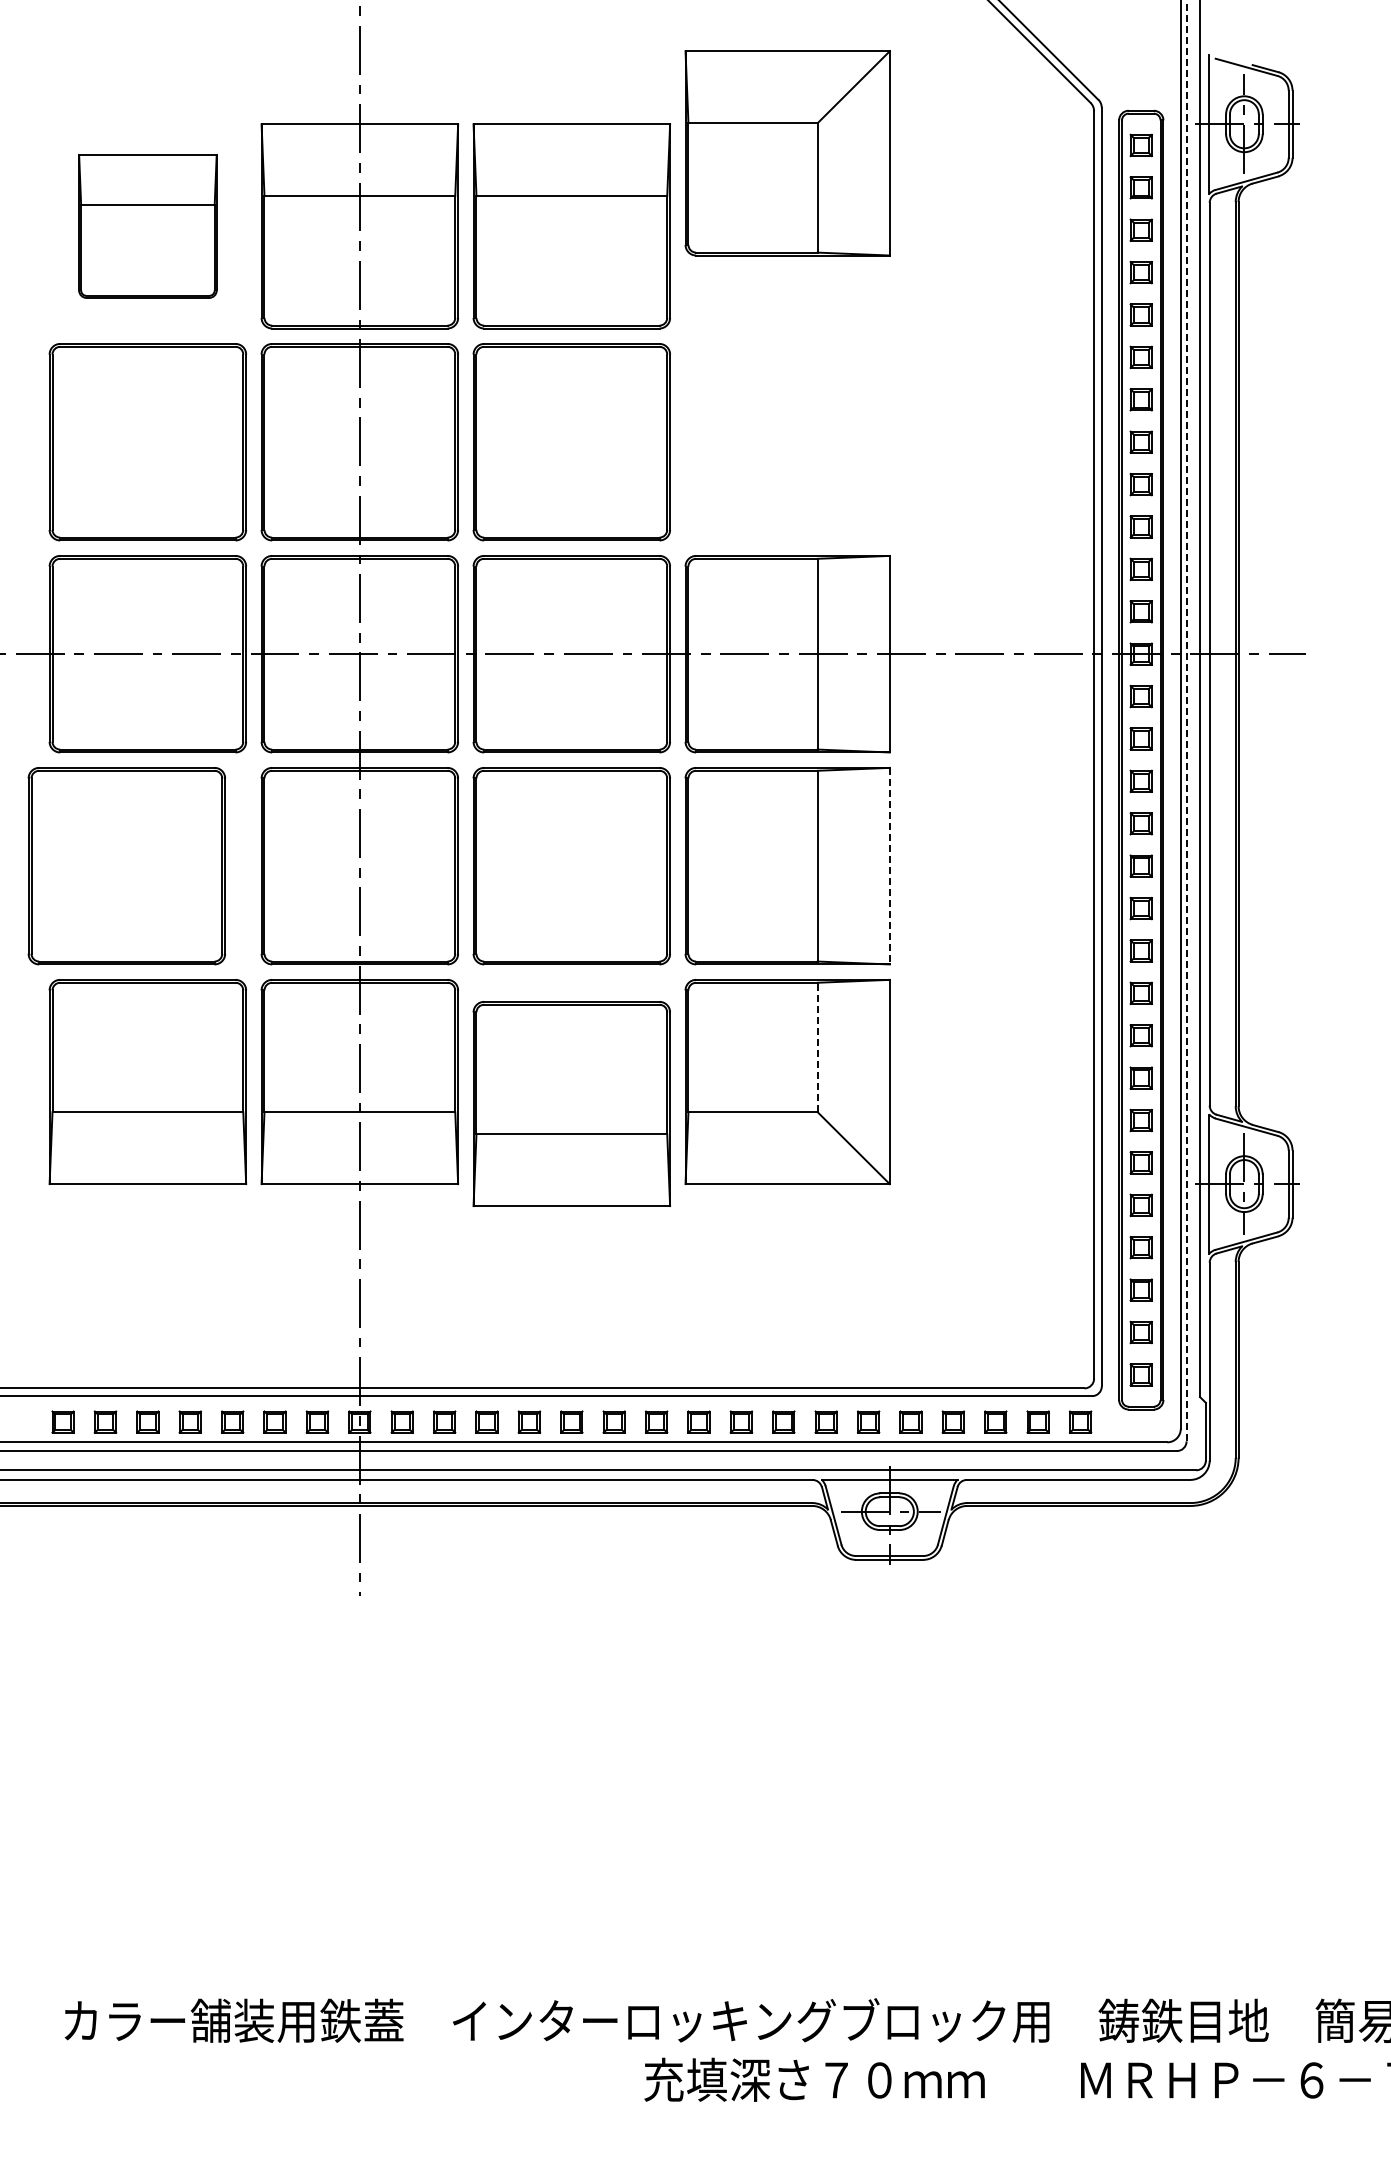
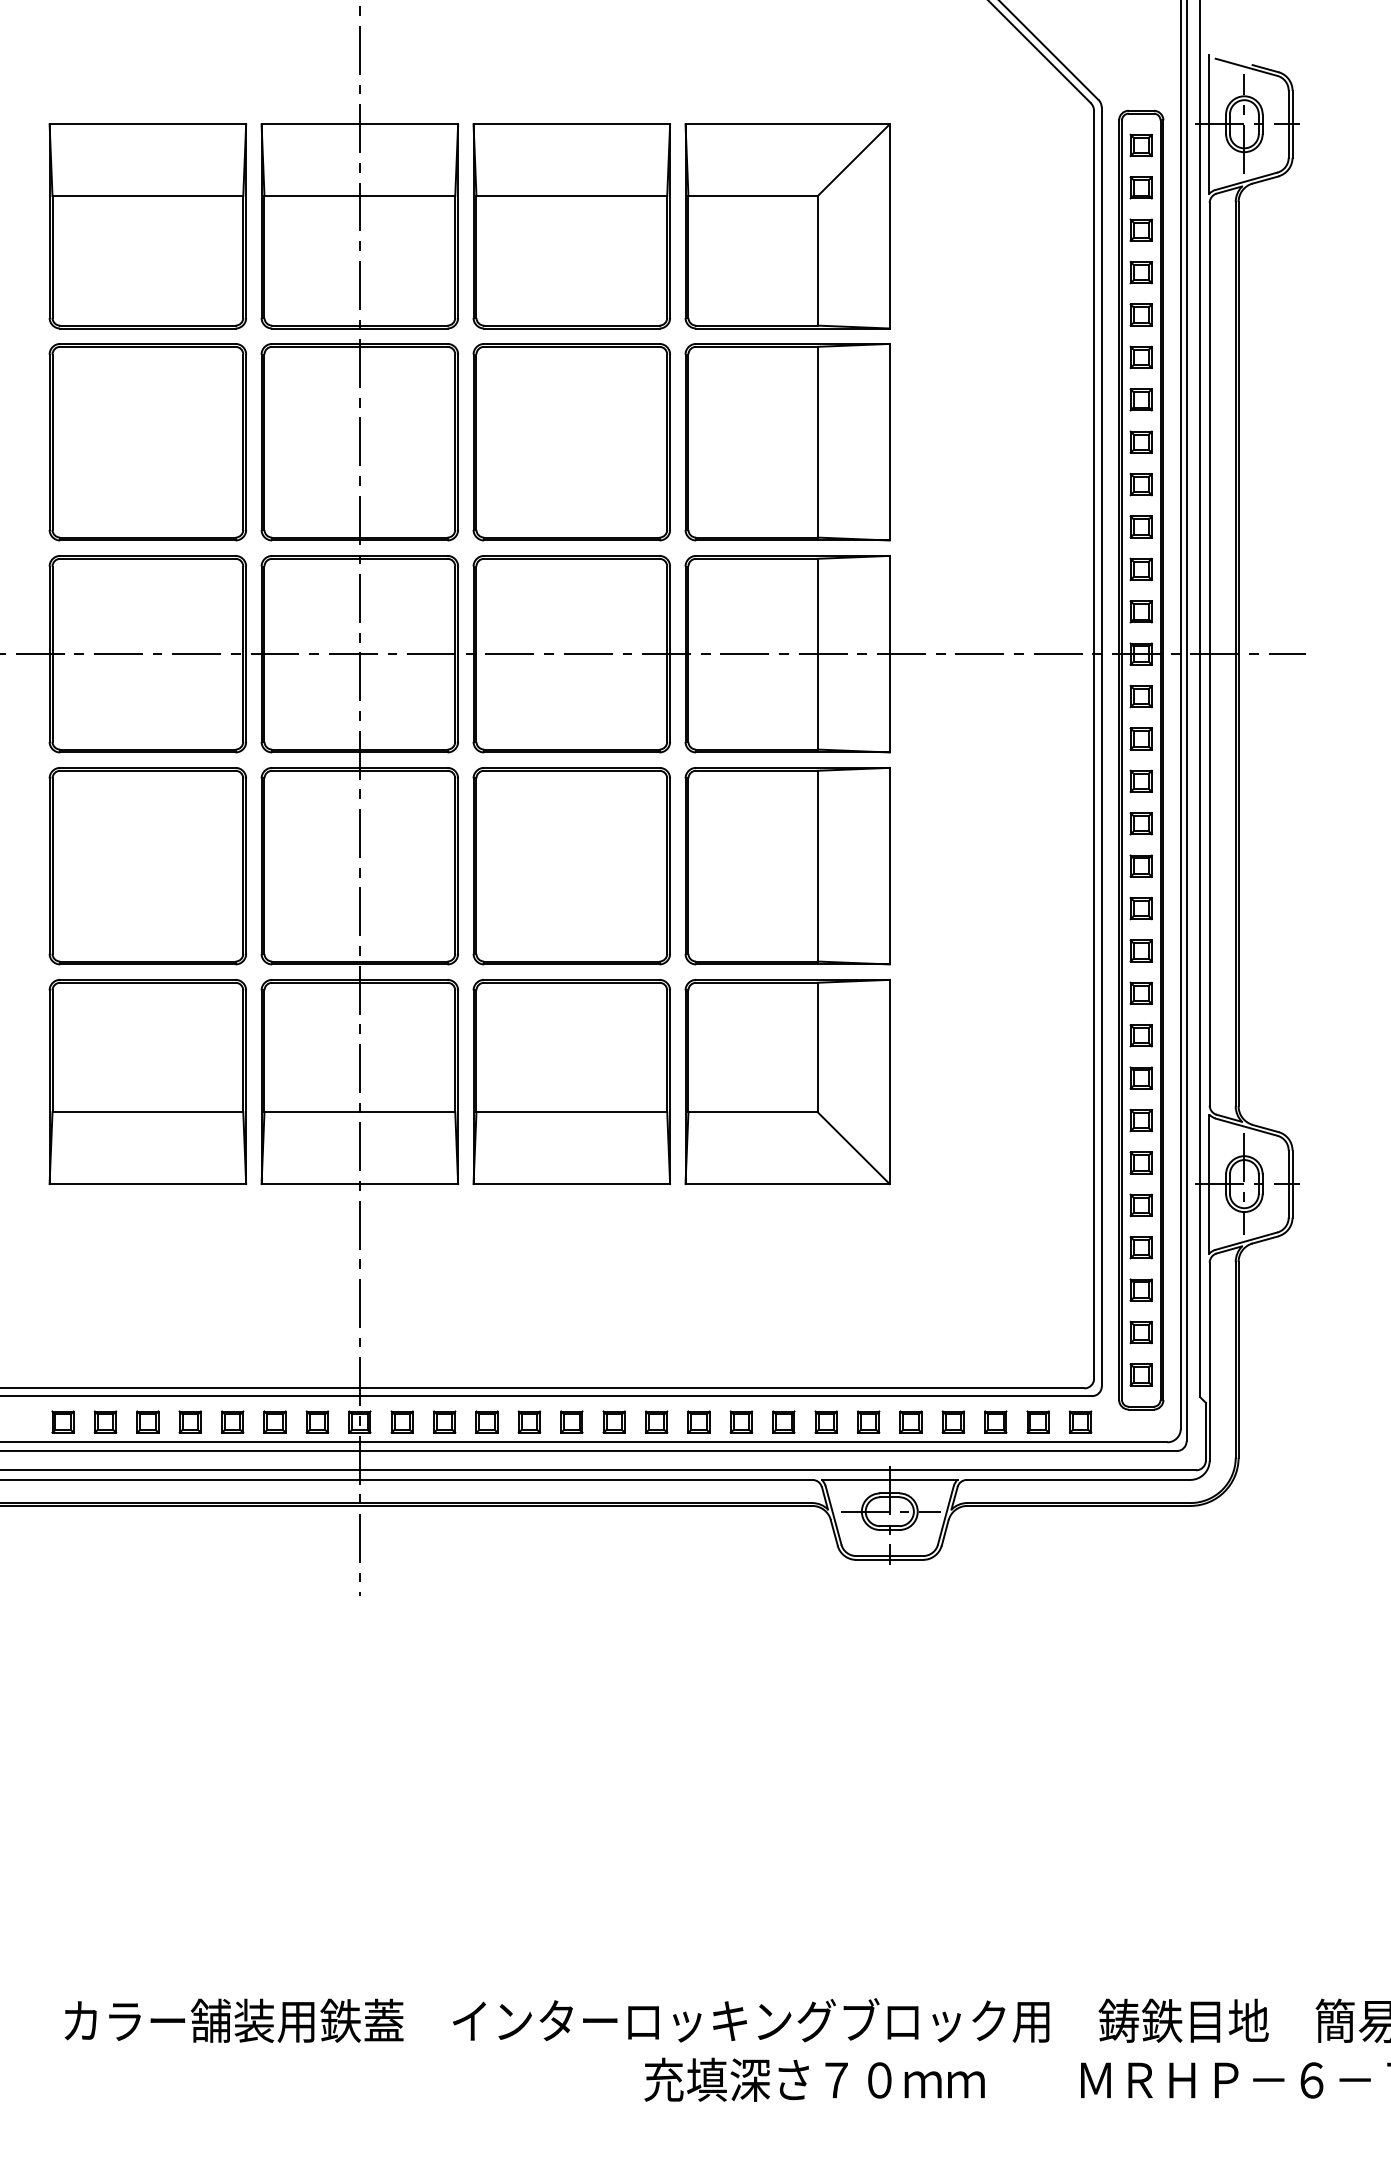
part position: (787, 153) -> (787, 226) (787, 226)
part size: 140x145 px -> 200x207 px (147, 226)
part: none -> present (787, 442)
line: dashed -> solid (1186, 720)
part position: (126, 866) -> (147, 866) (147, 866)
line: dashed -> solid (889, 866)
line: dashed -> solid (817, 1047)
part position: (571, 1103) -> (571, 1081) (571, 1081)
